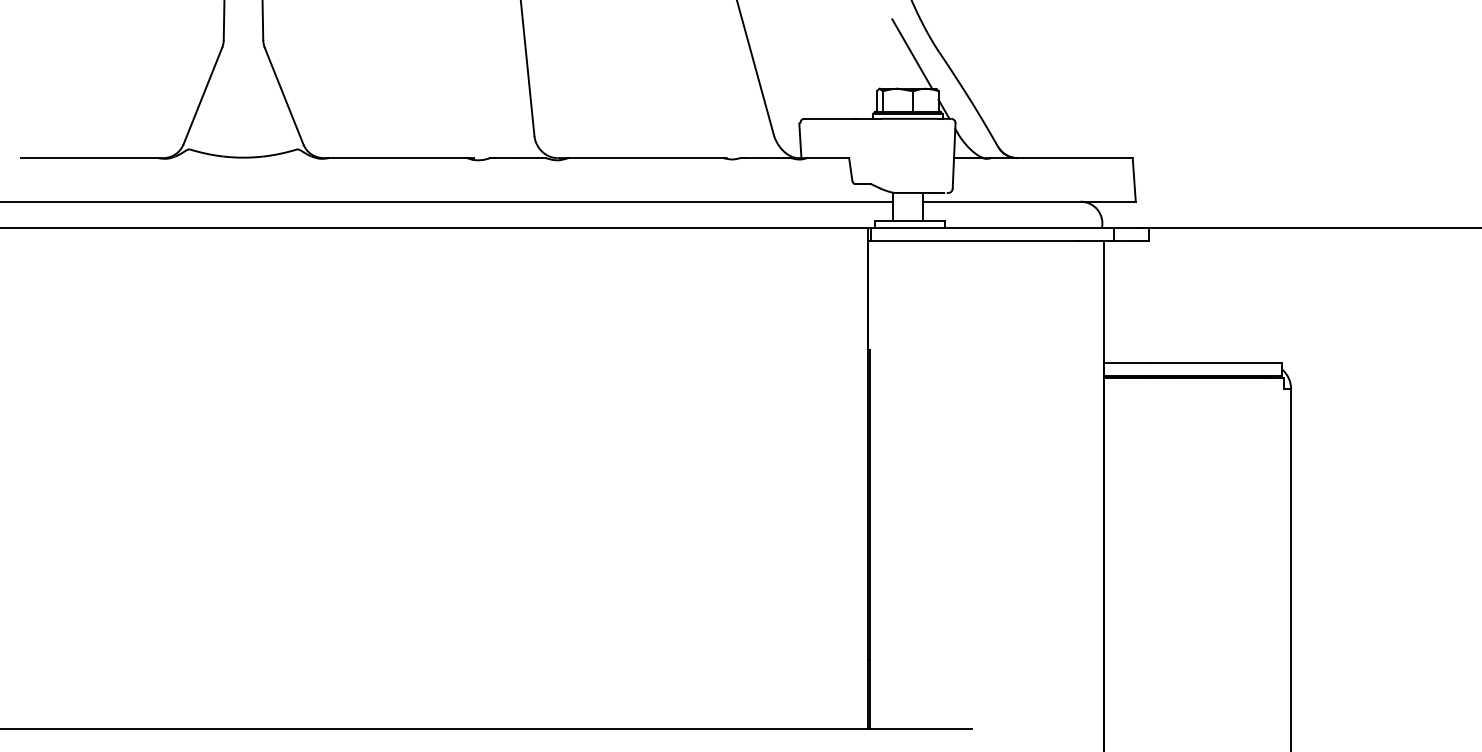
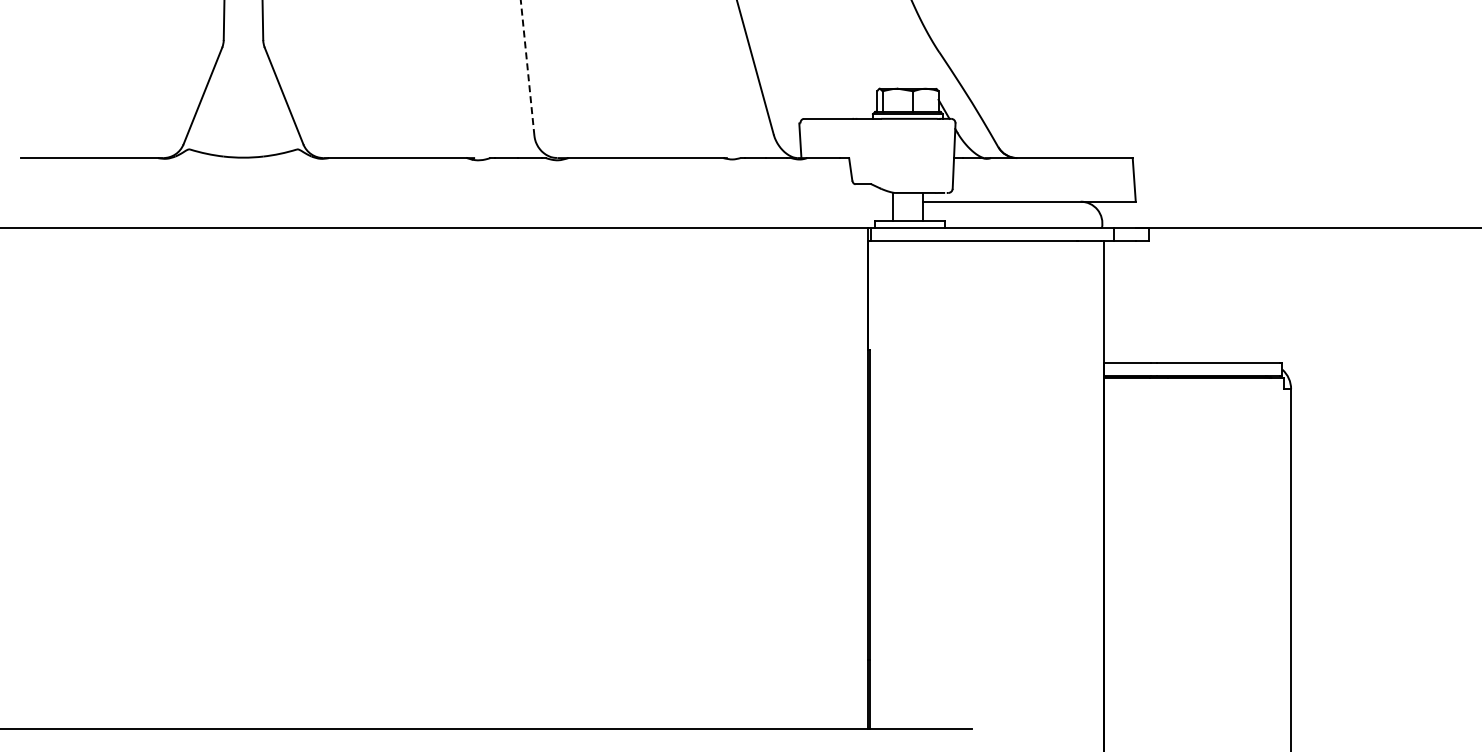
line: present -> none (912, 53)
line: solid -> dashed (527, 67)
line: present -> none (447, 201)
